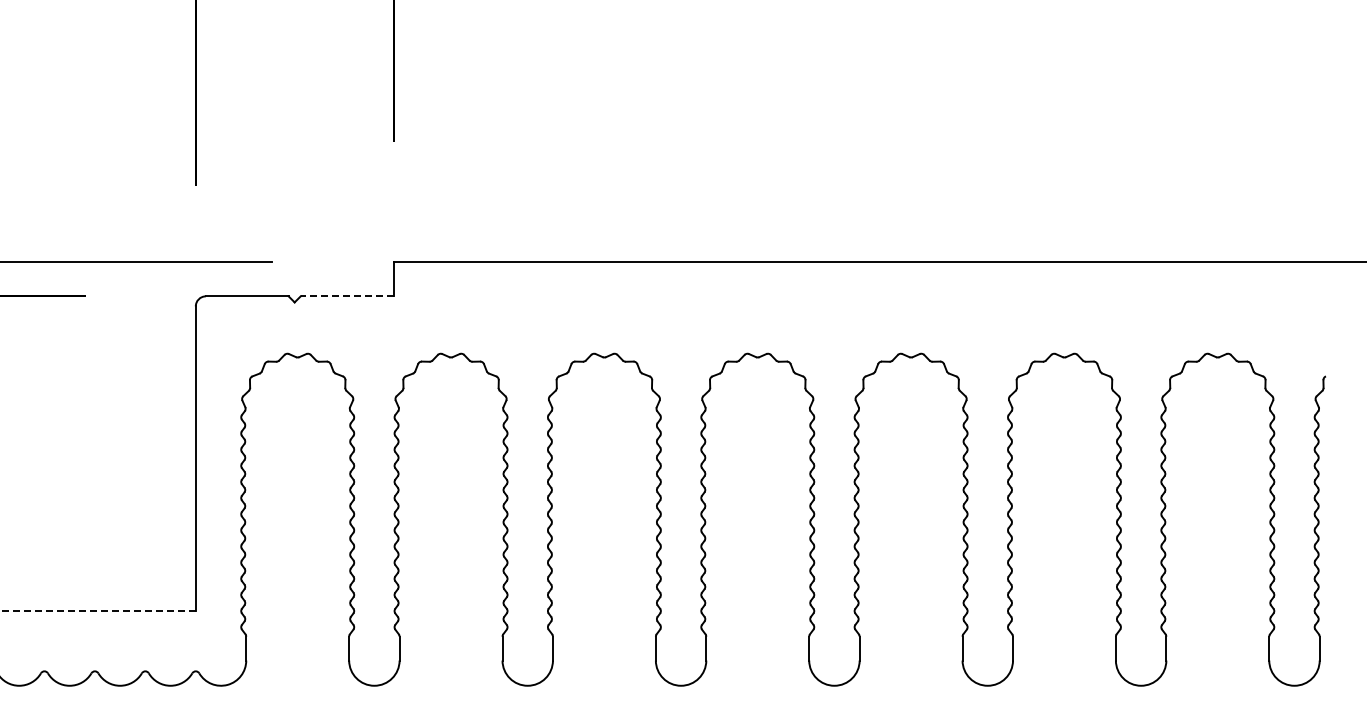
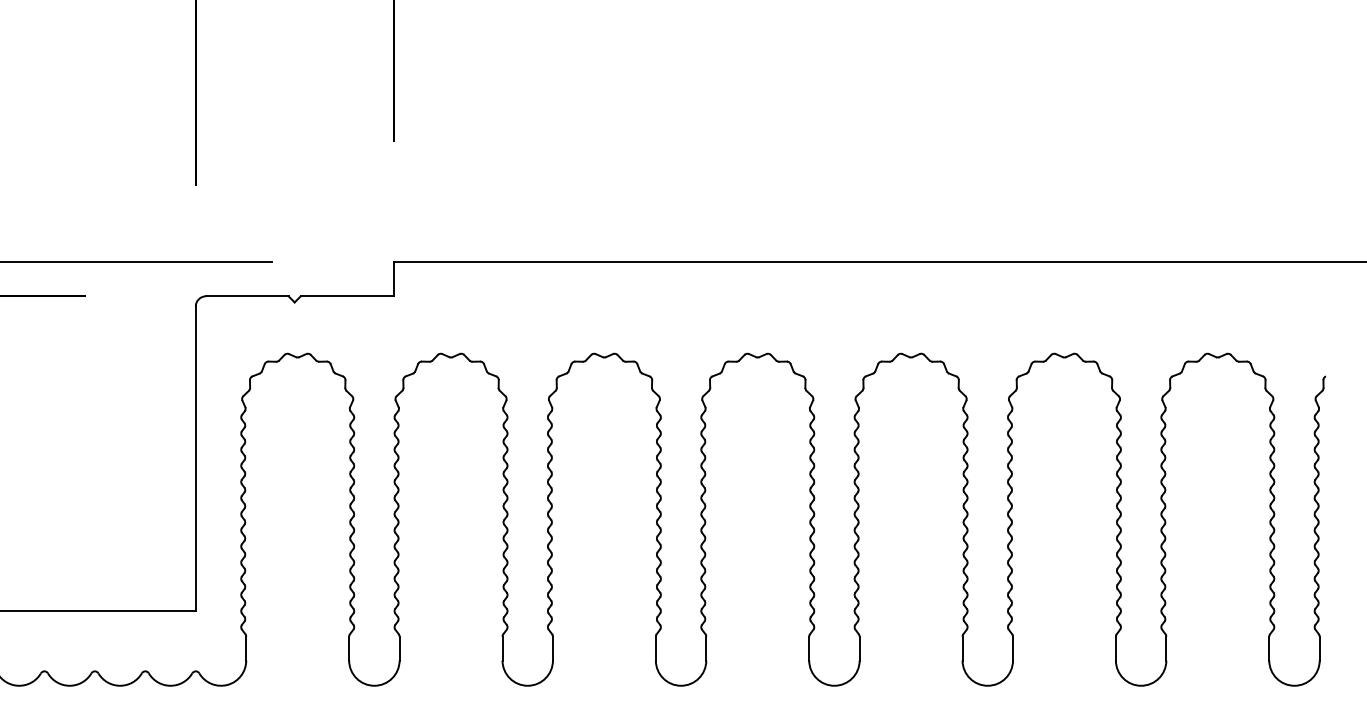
line: dashed -> solid (346, 296)
line: dashed -> solid (98, 611)
